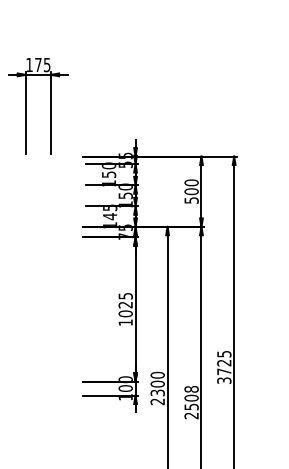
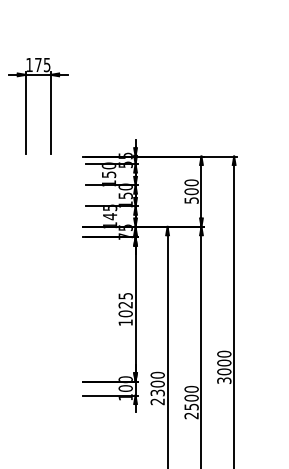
text: 3725 -> 3000 (224, 362)
text: 2508 -> 2500 (191, 388)
